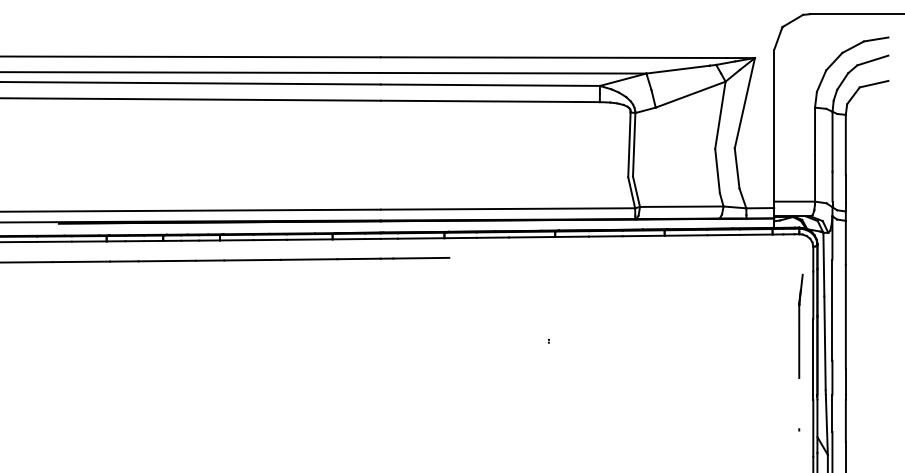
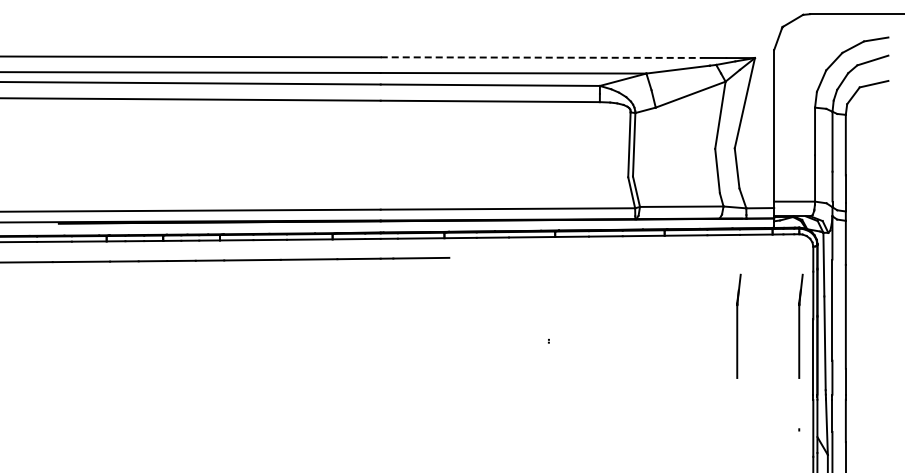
line: solid -> dashed (541, 57)
part: none -> present (738, 325)
